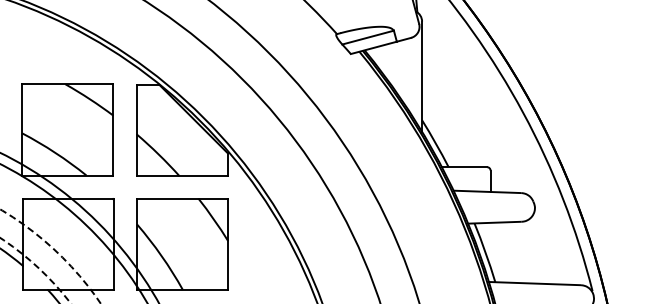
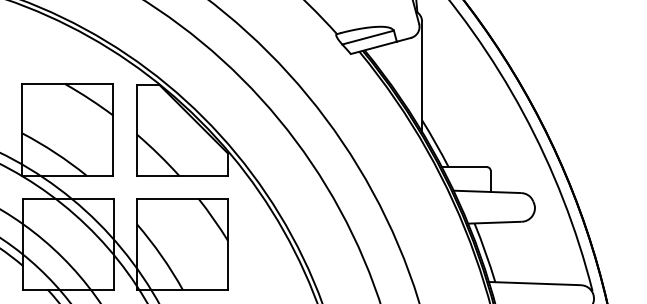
arc: dashed -> solid (55, 250)
arc: dashed -> solid (39, 268)
